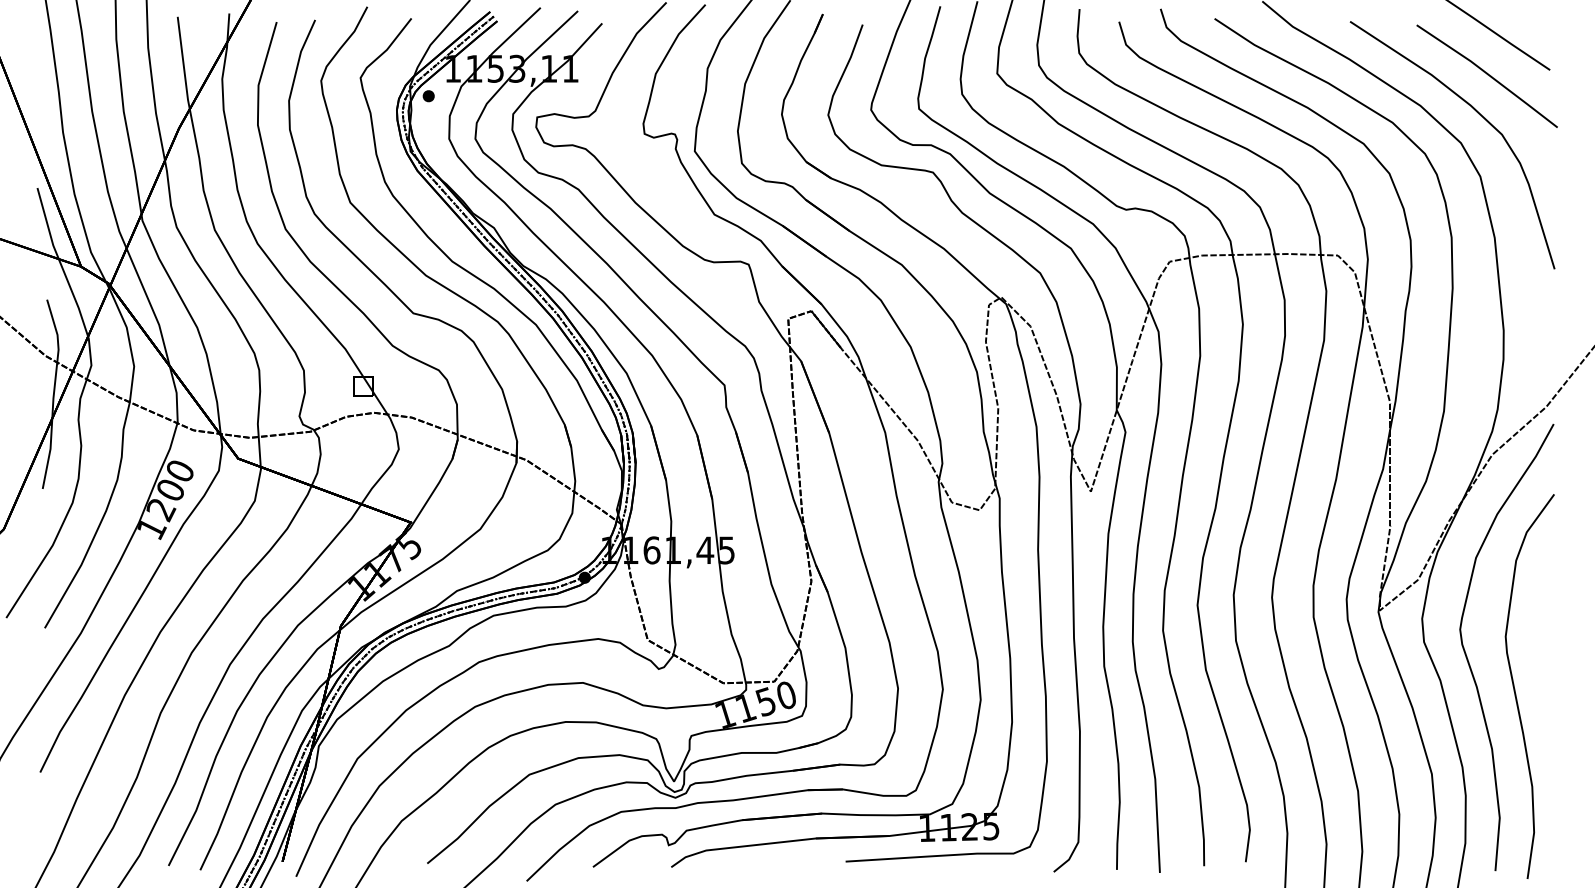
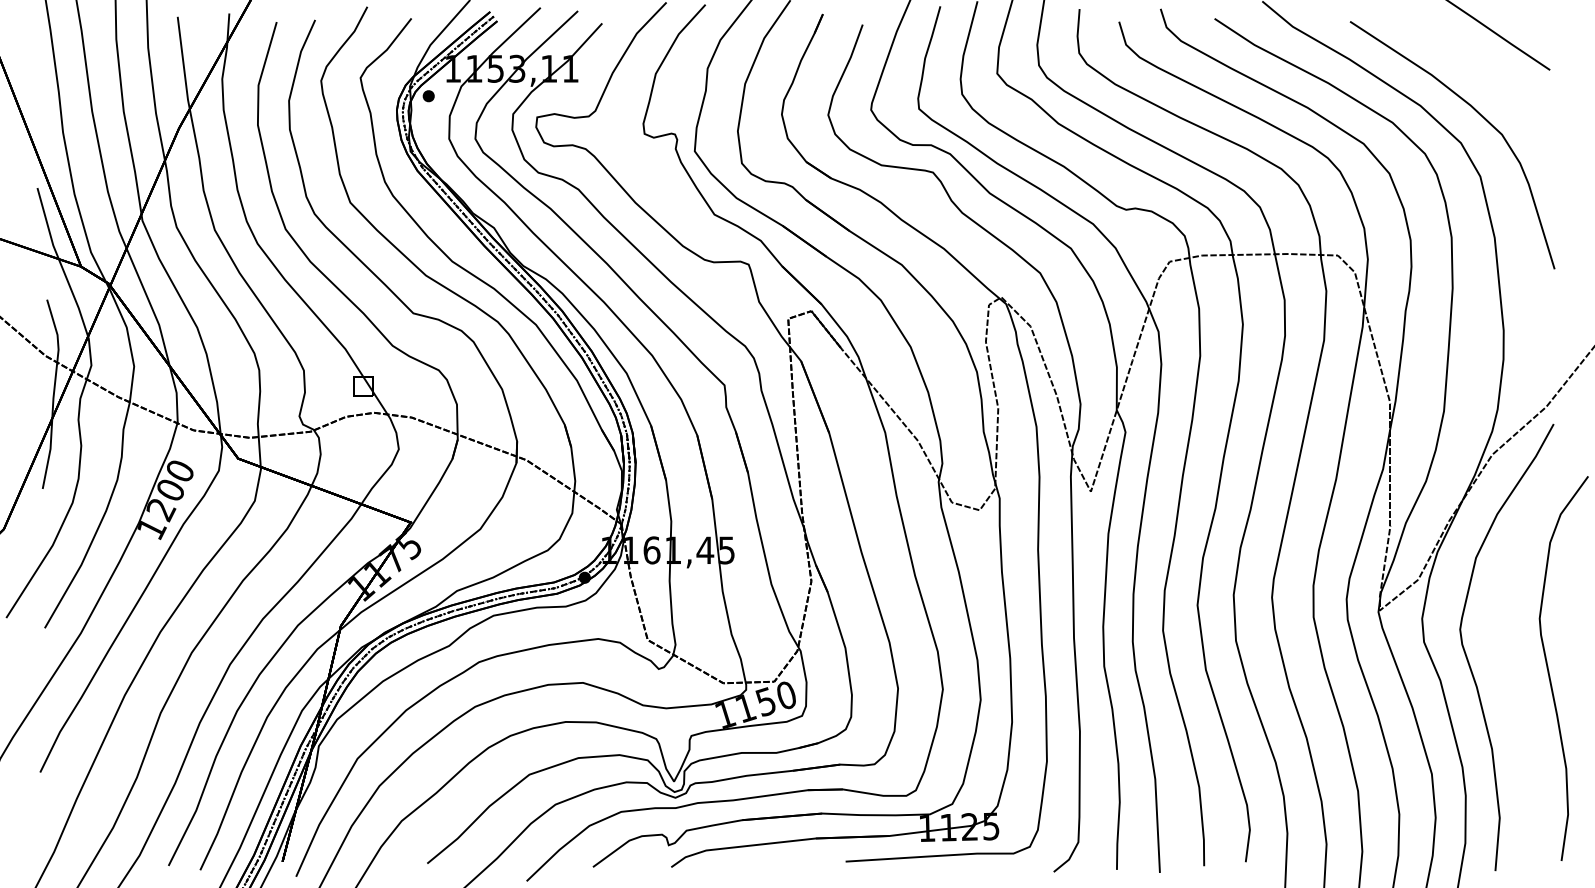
line: present -> none (1486, 74)
curve position: (1515, 688) -> (1549, 670) (1549, 670)
